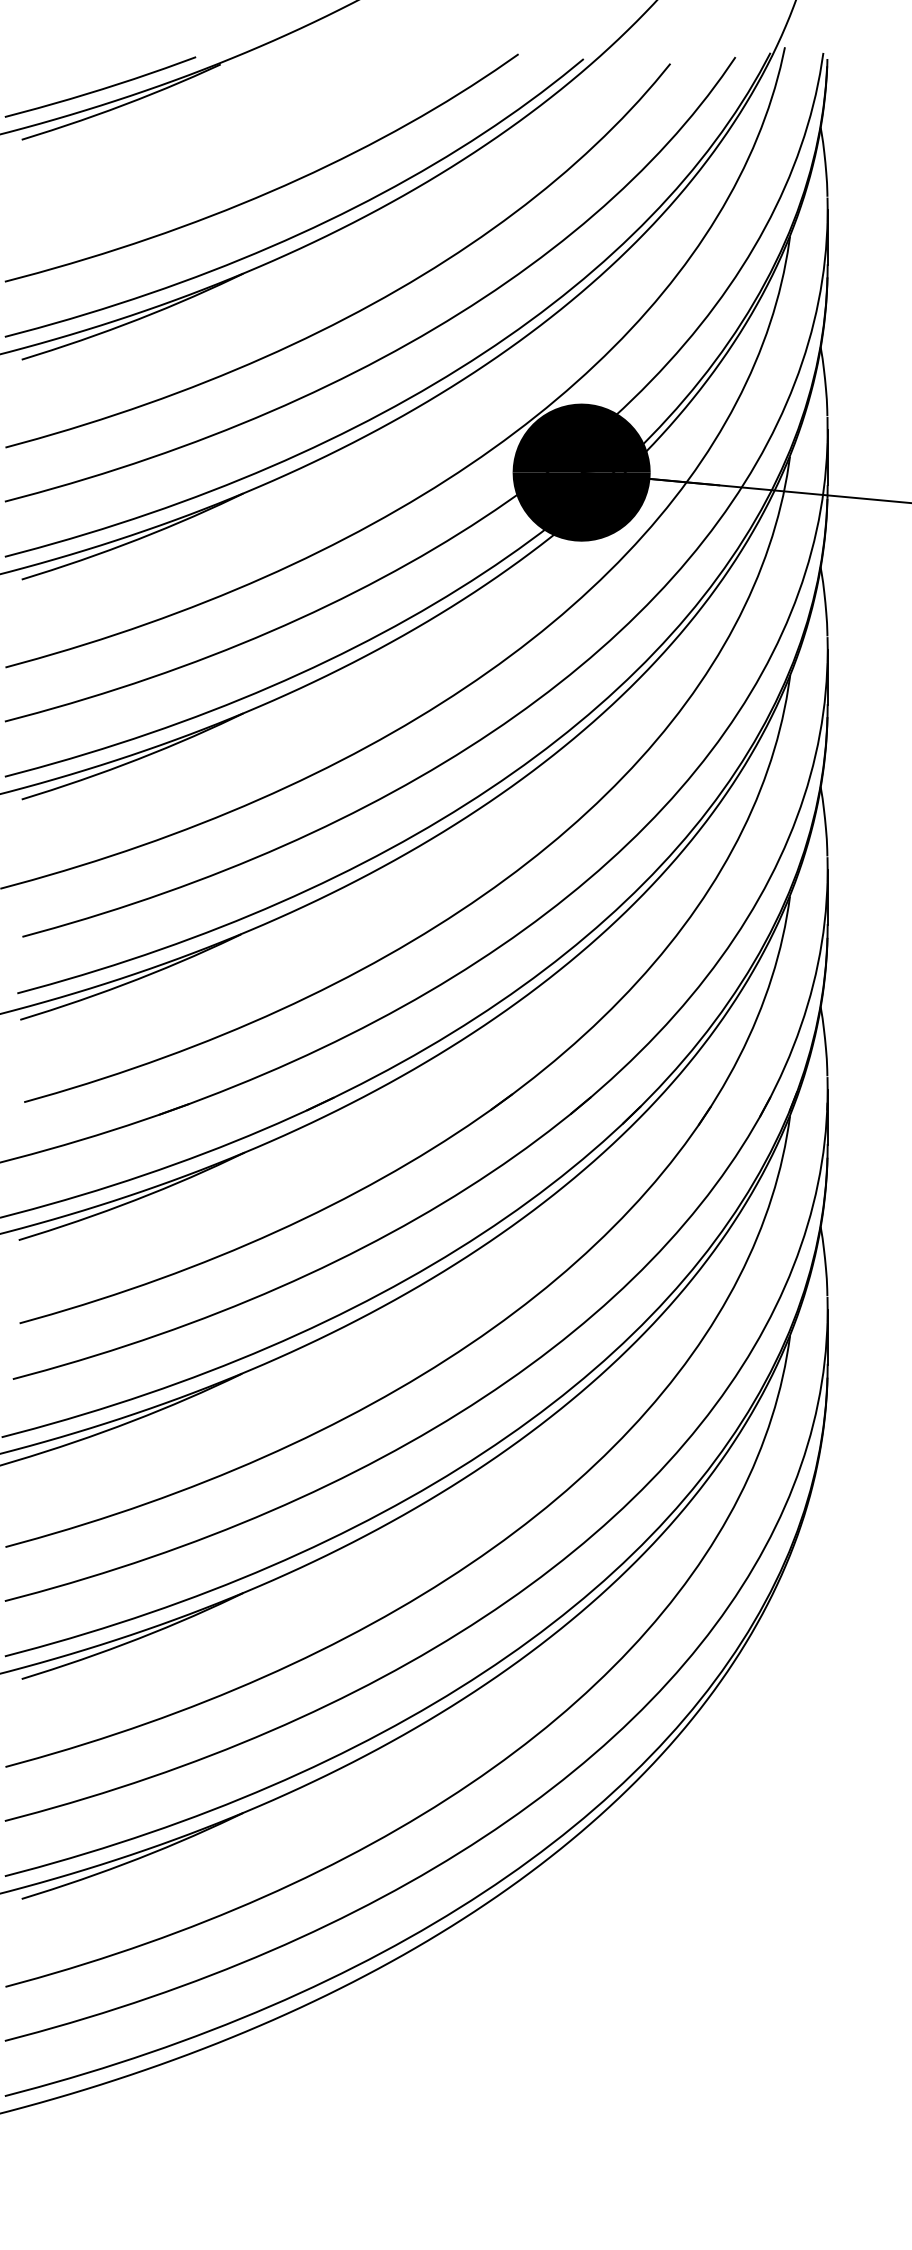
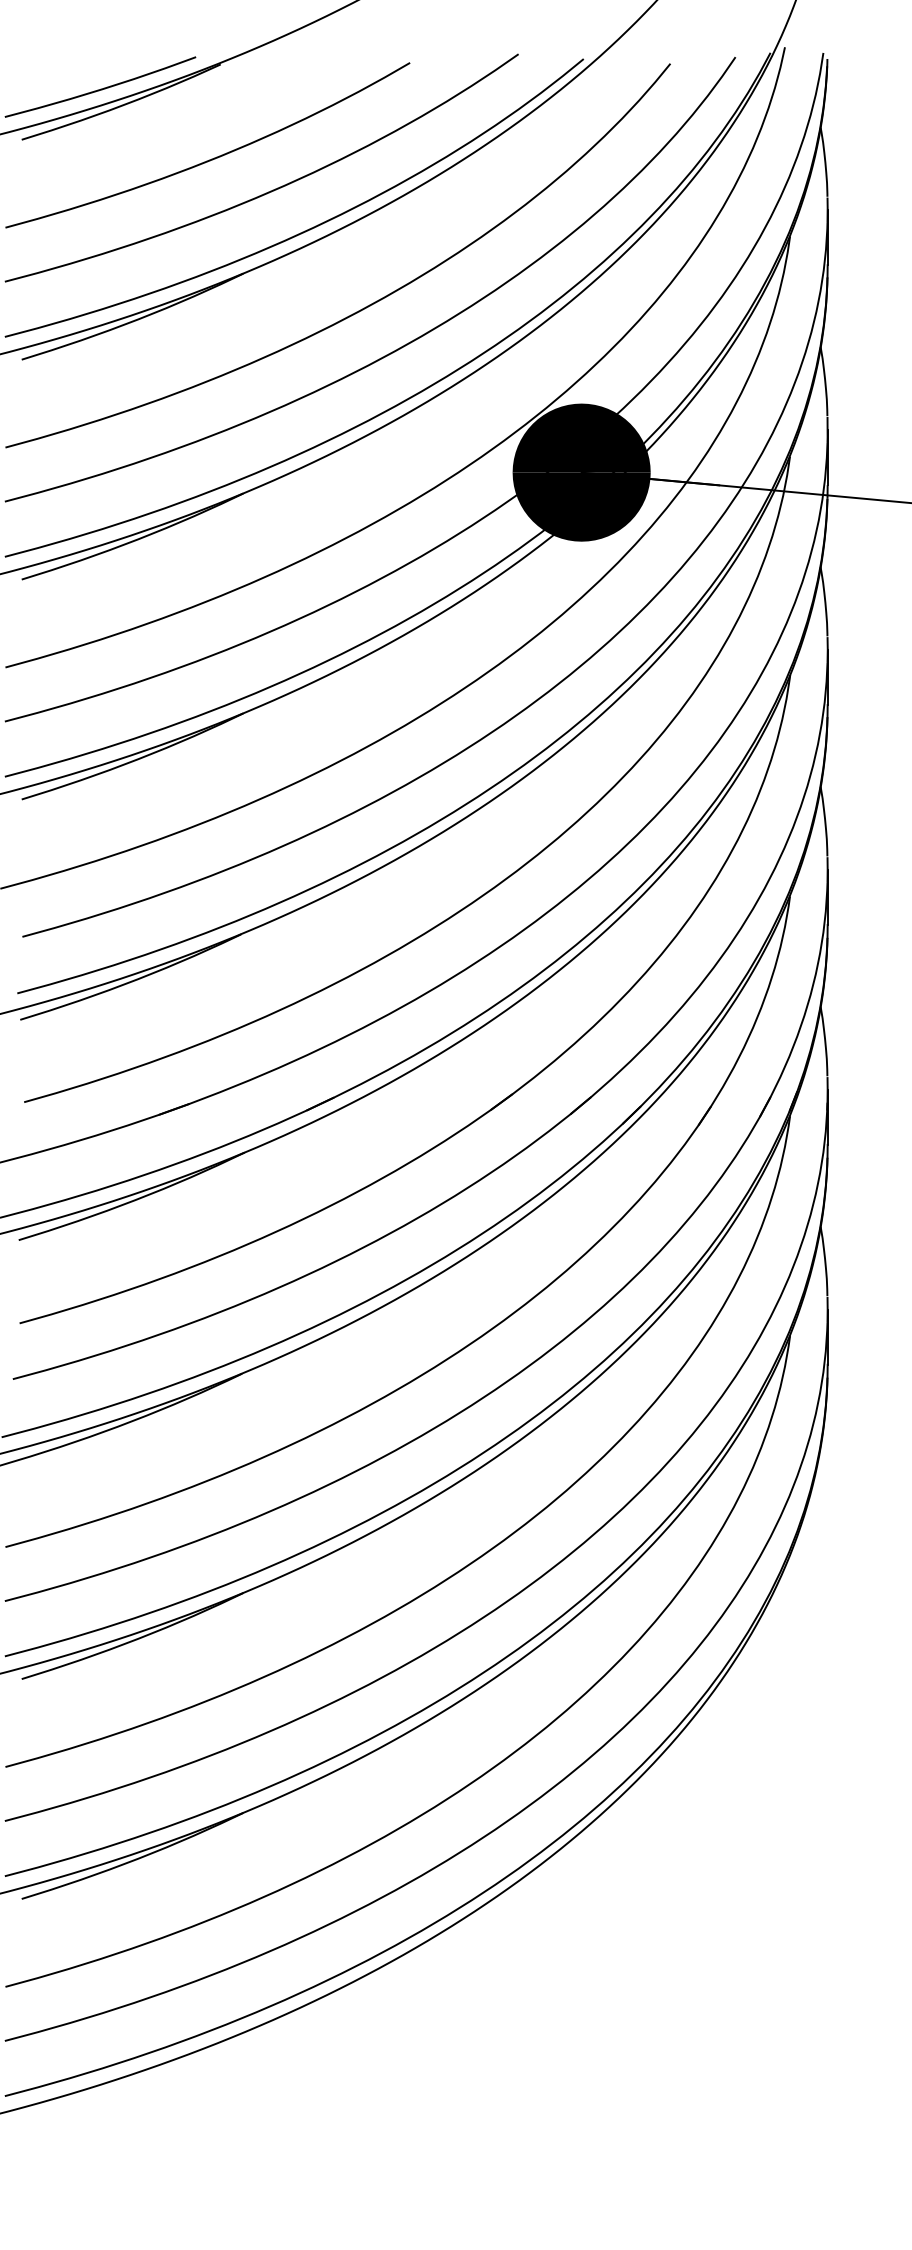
curve: none -> present (211, 158)
